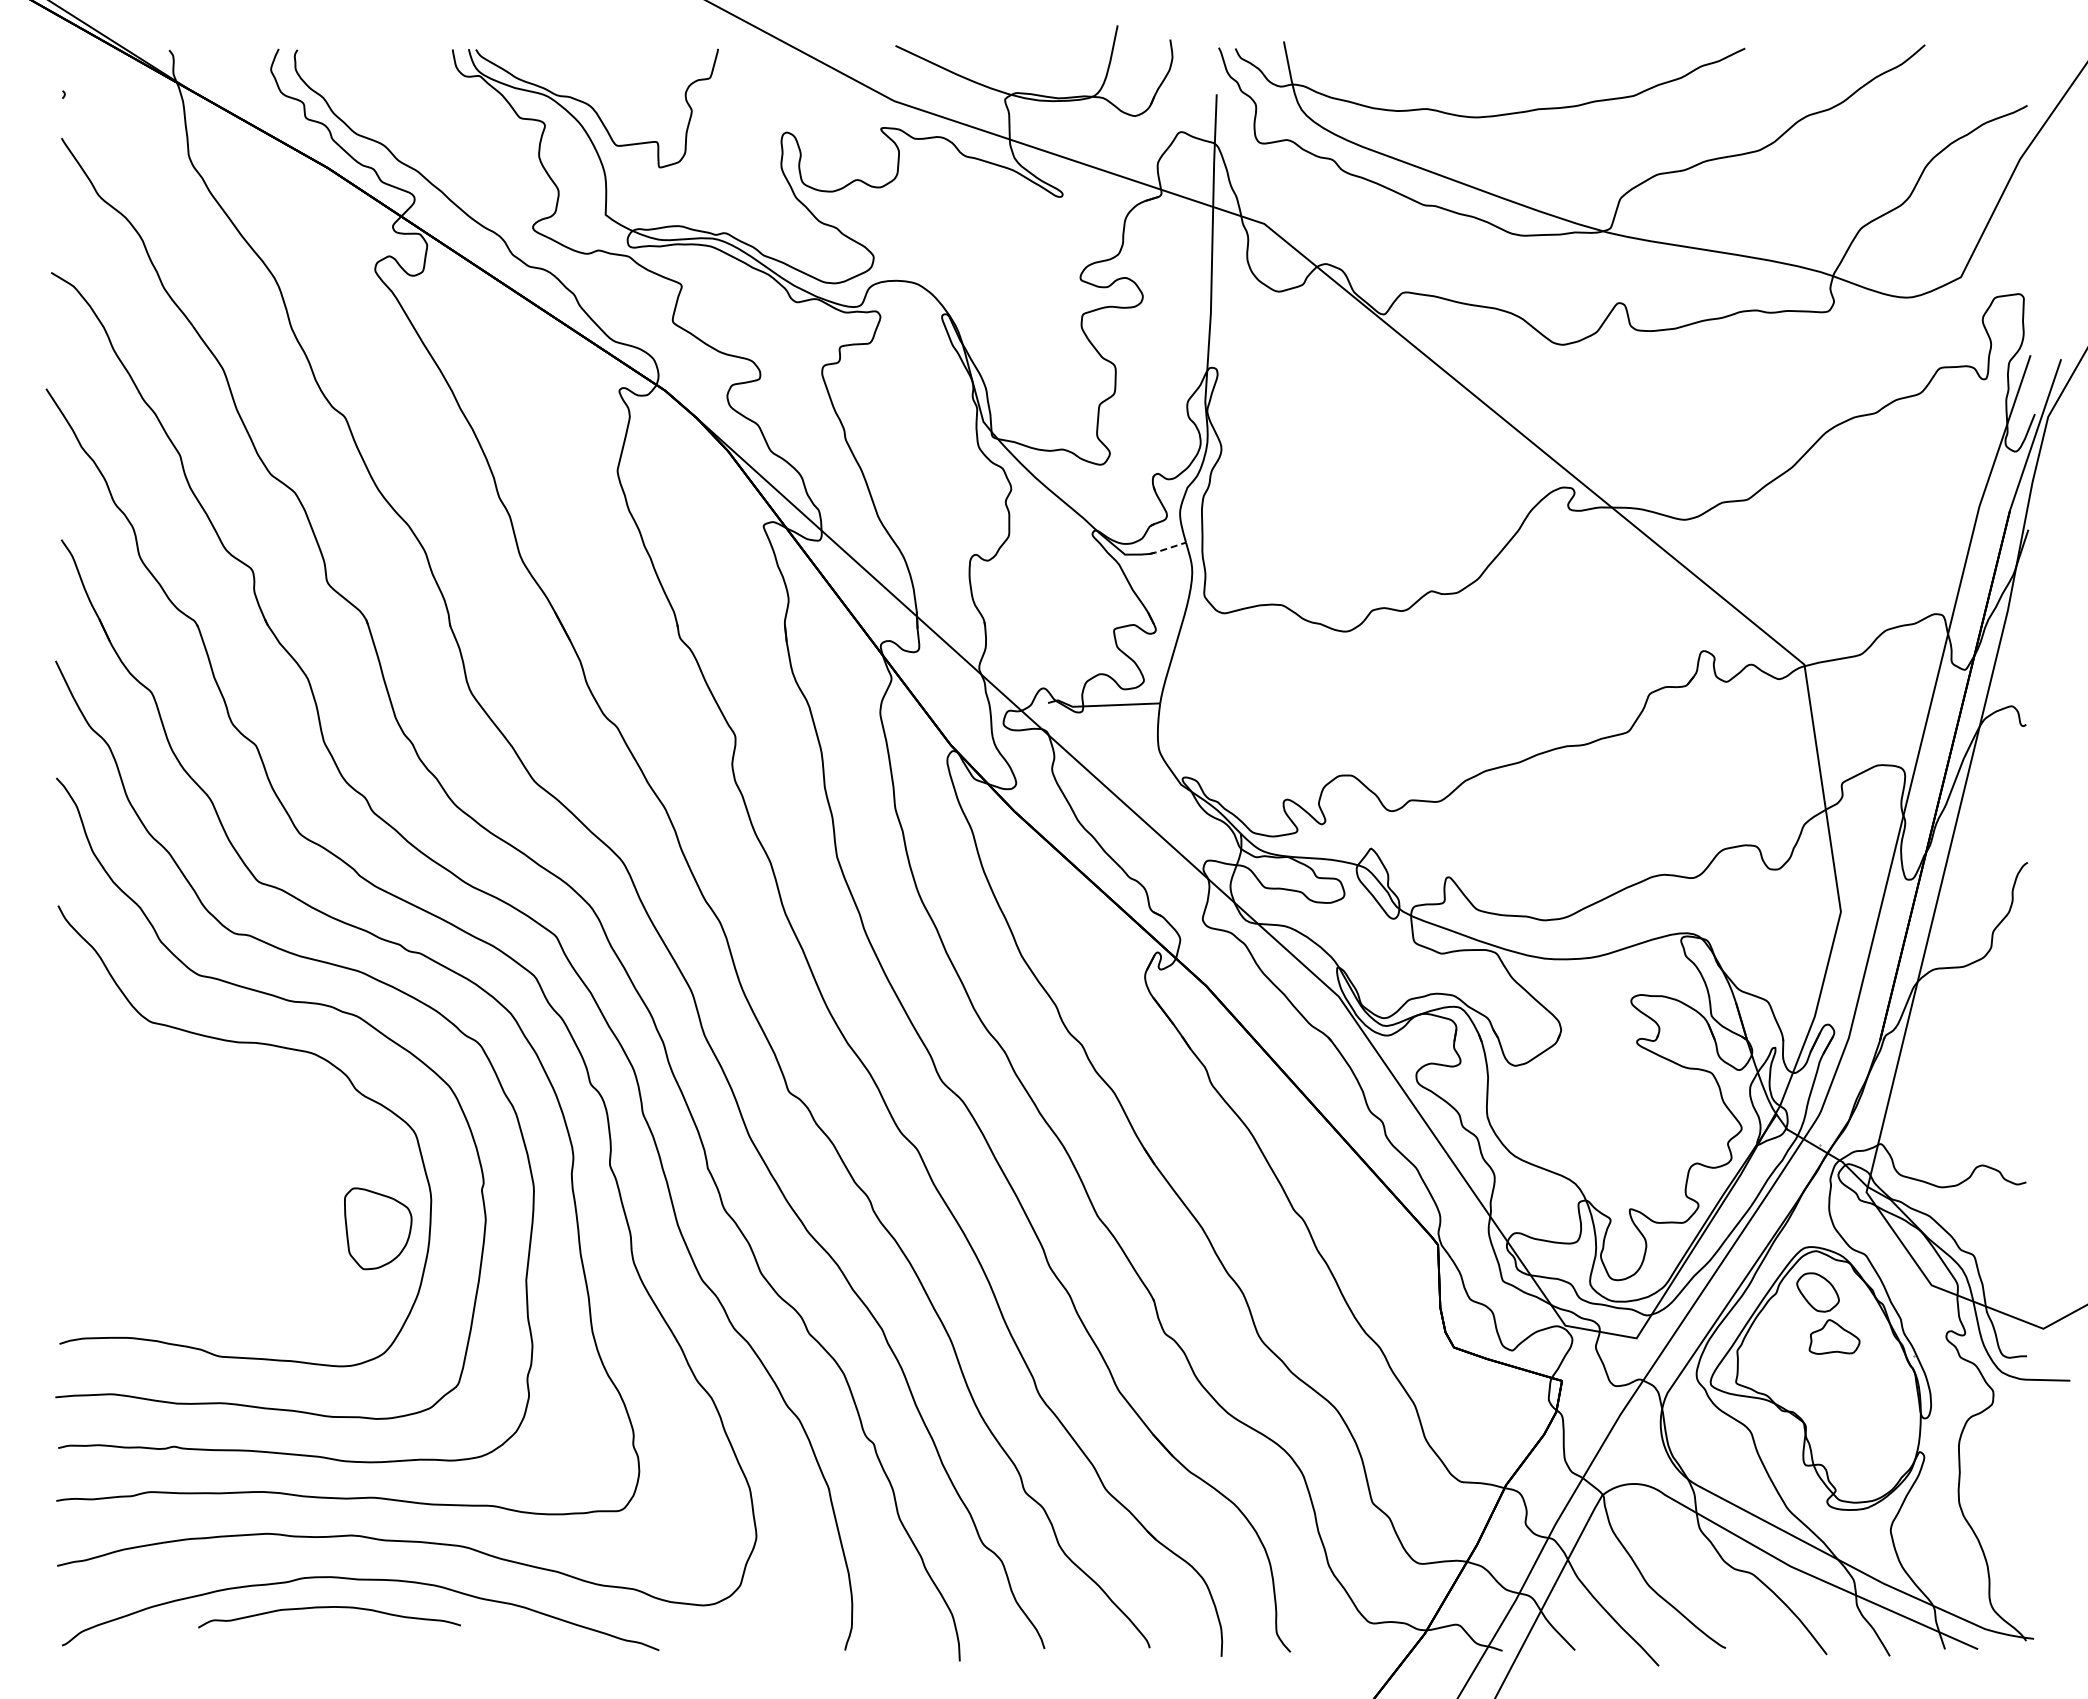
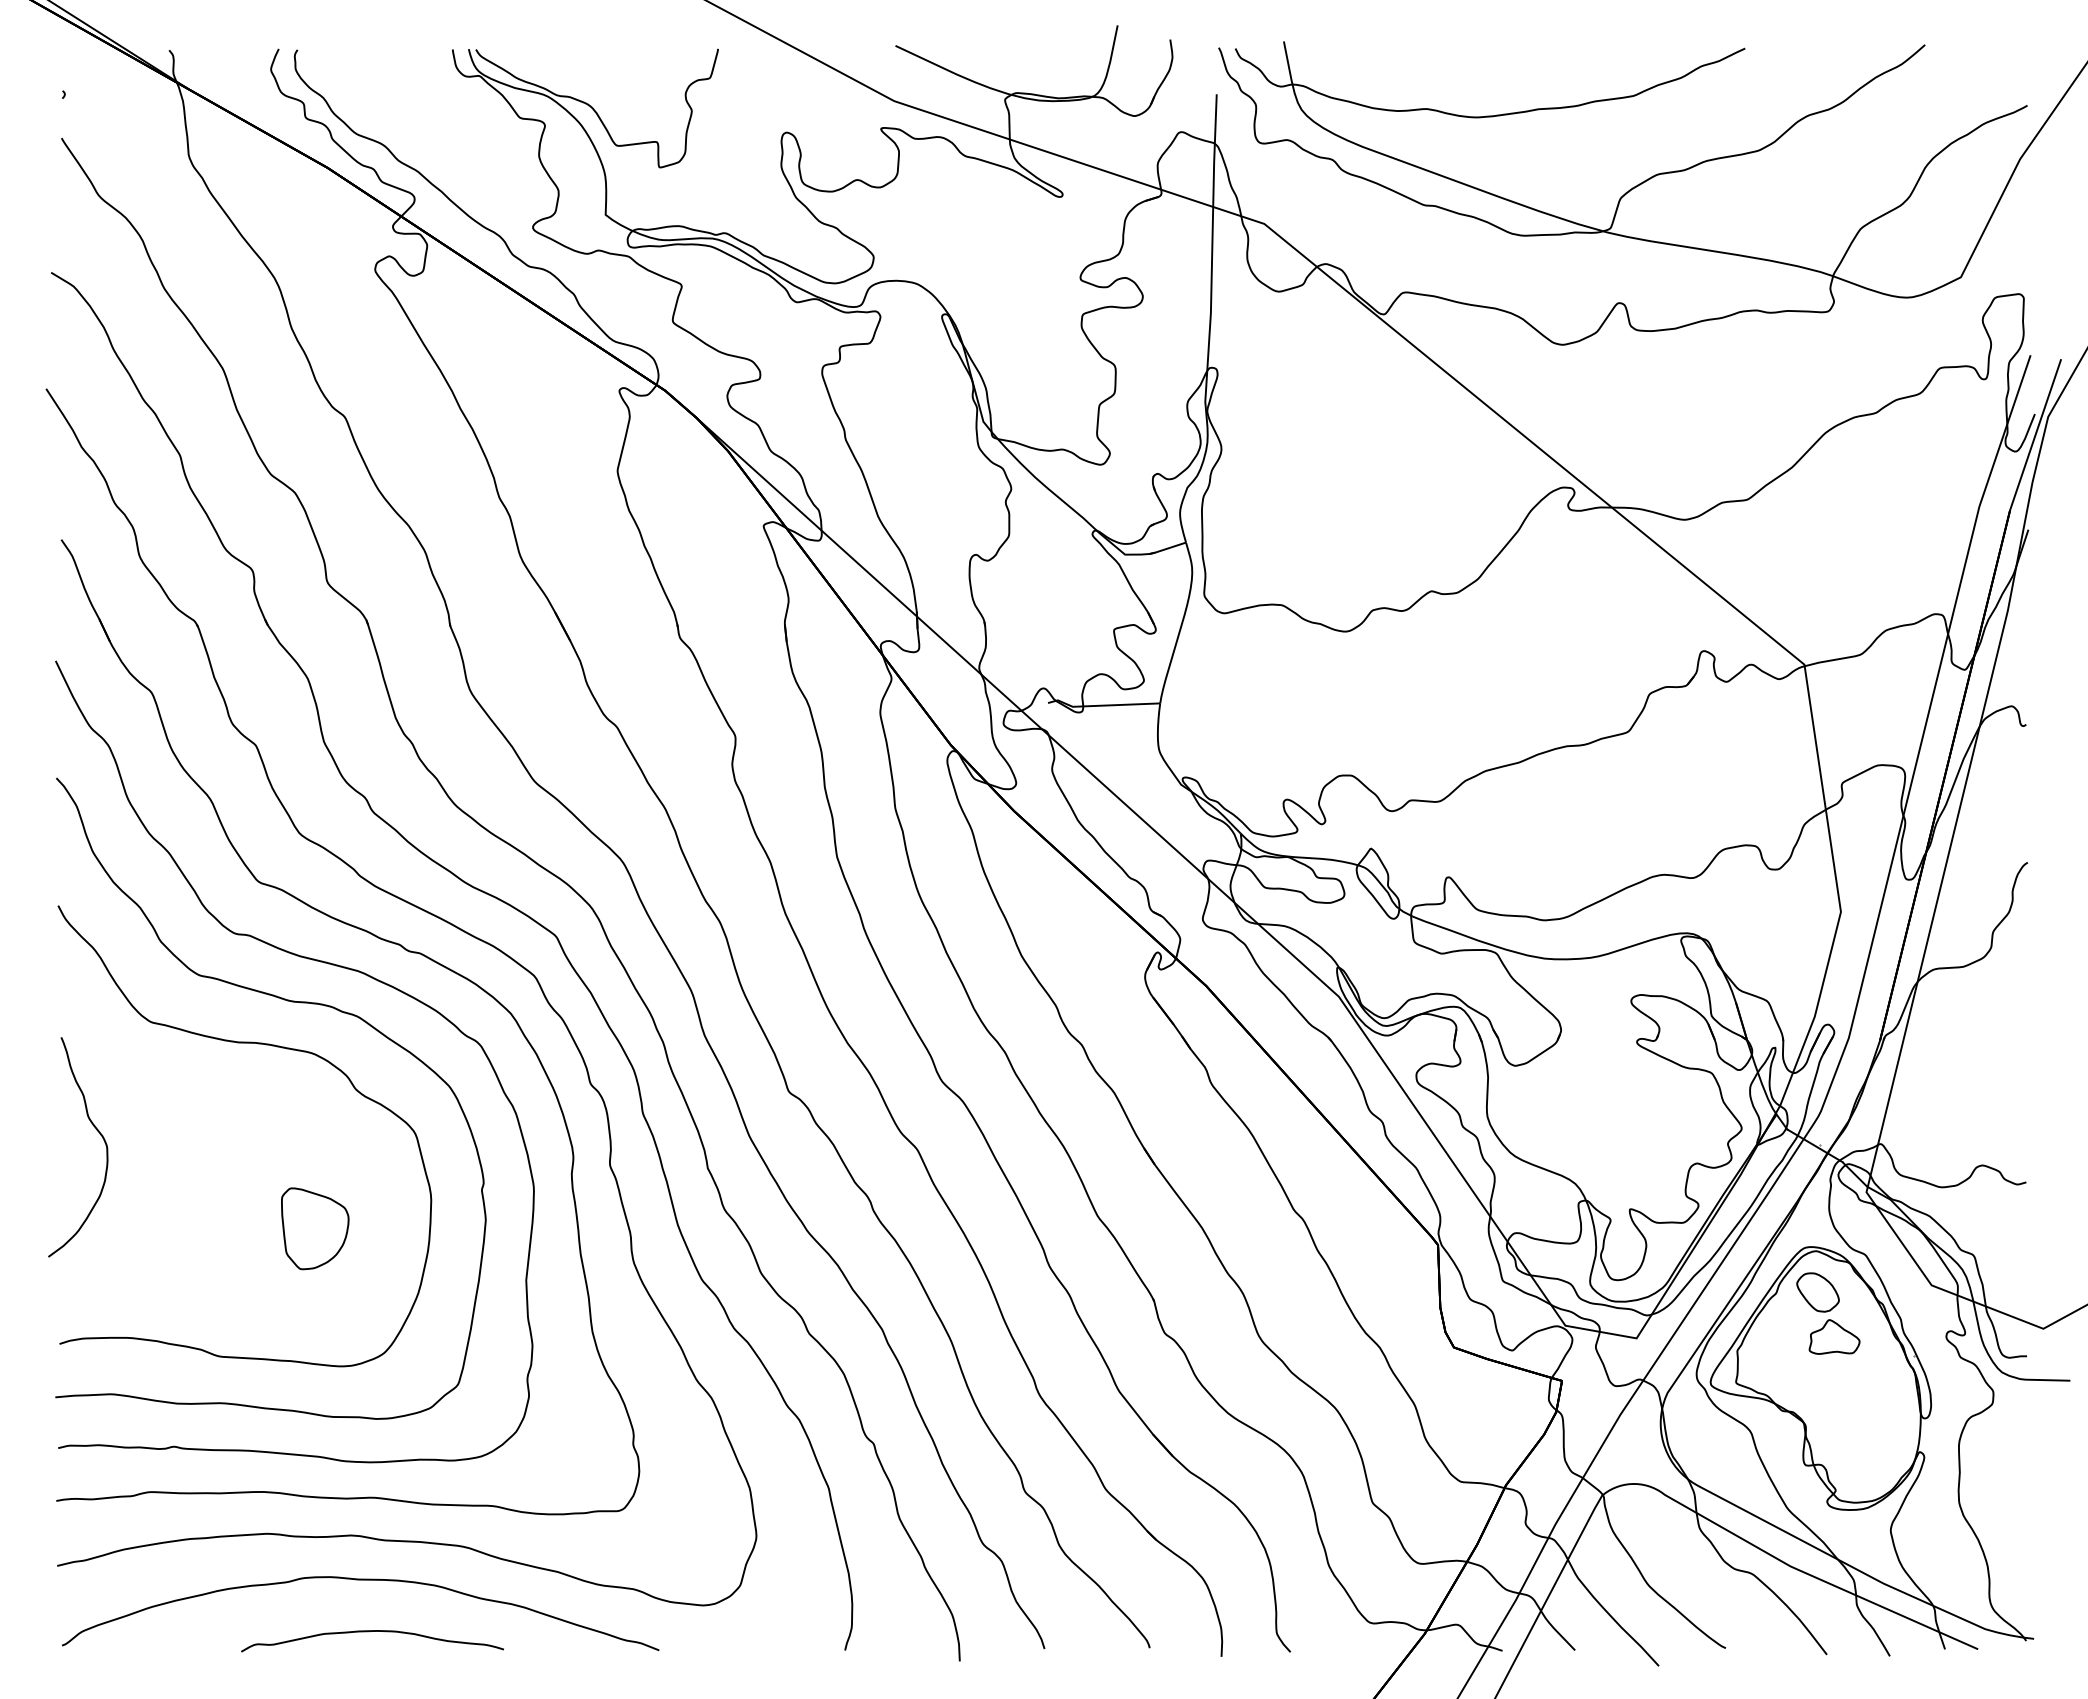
line: dashed -> solid (1167, 548)
curve: none -> present (99, 1134)
part position: (378, 1228) -> (315, 1228) (315, 1228)
curve position: (326, 1608) -> (369, 1632) (369, 1632)
